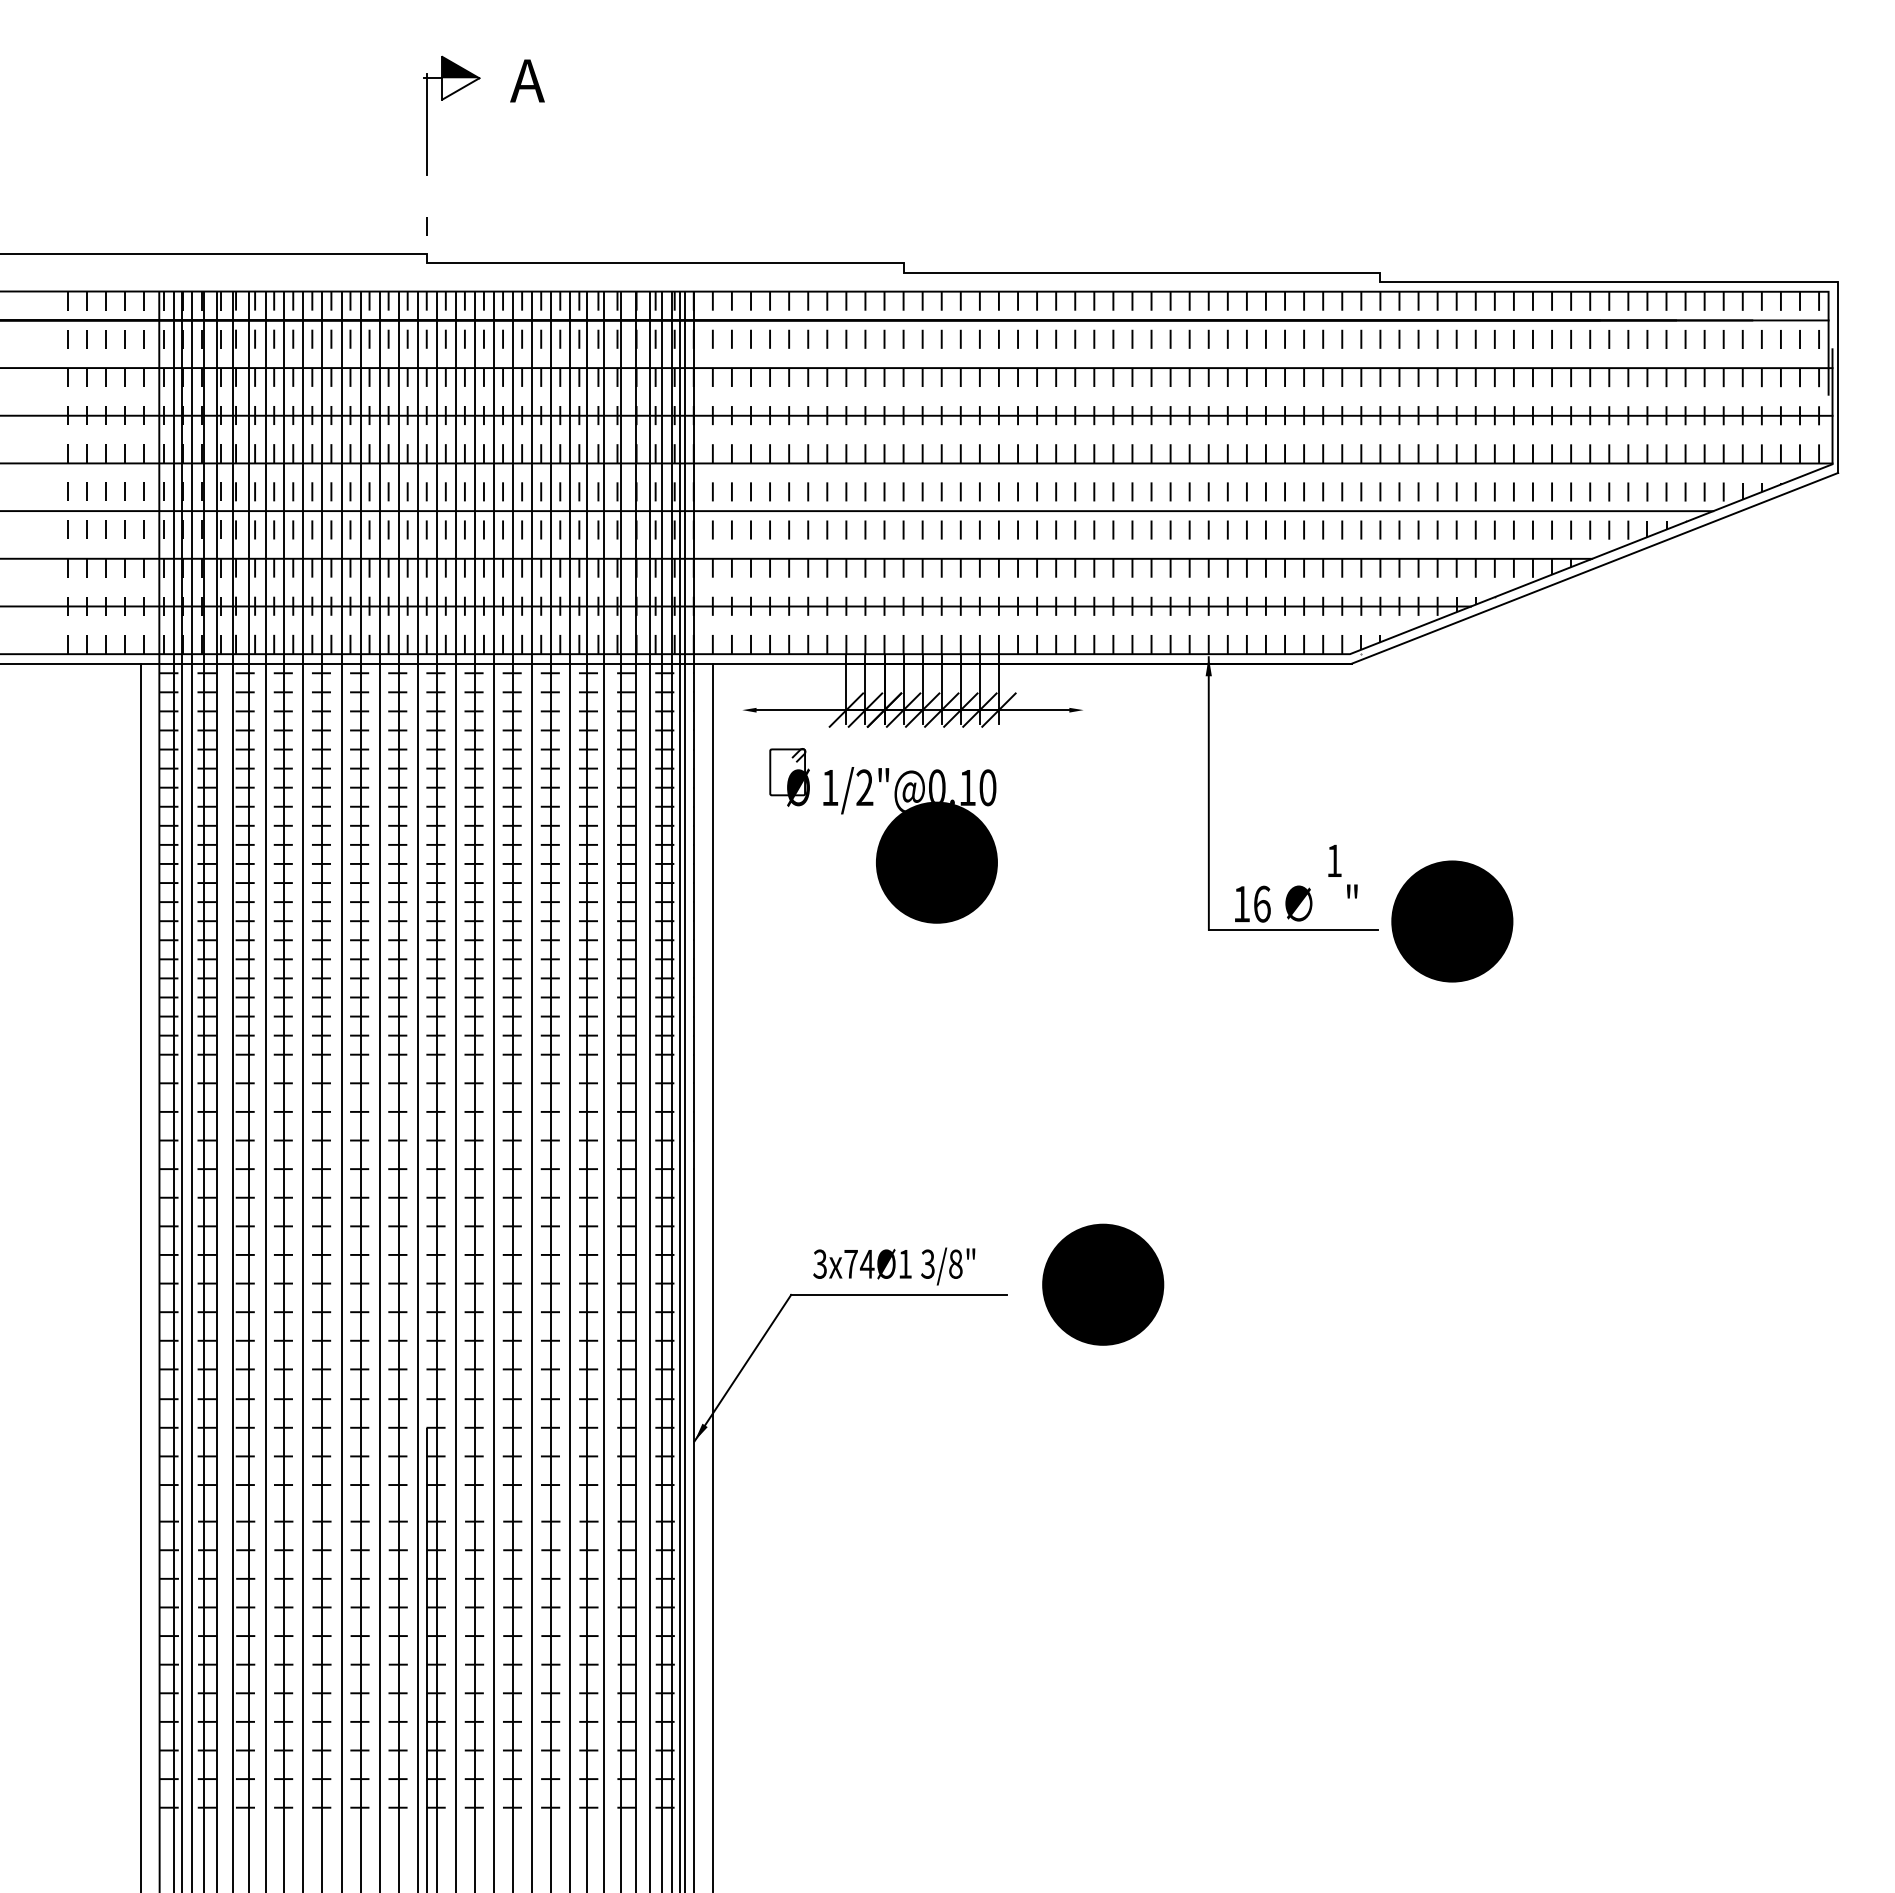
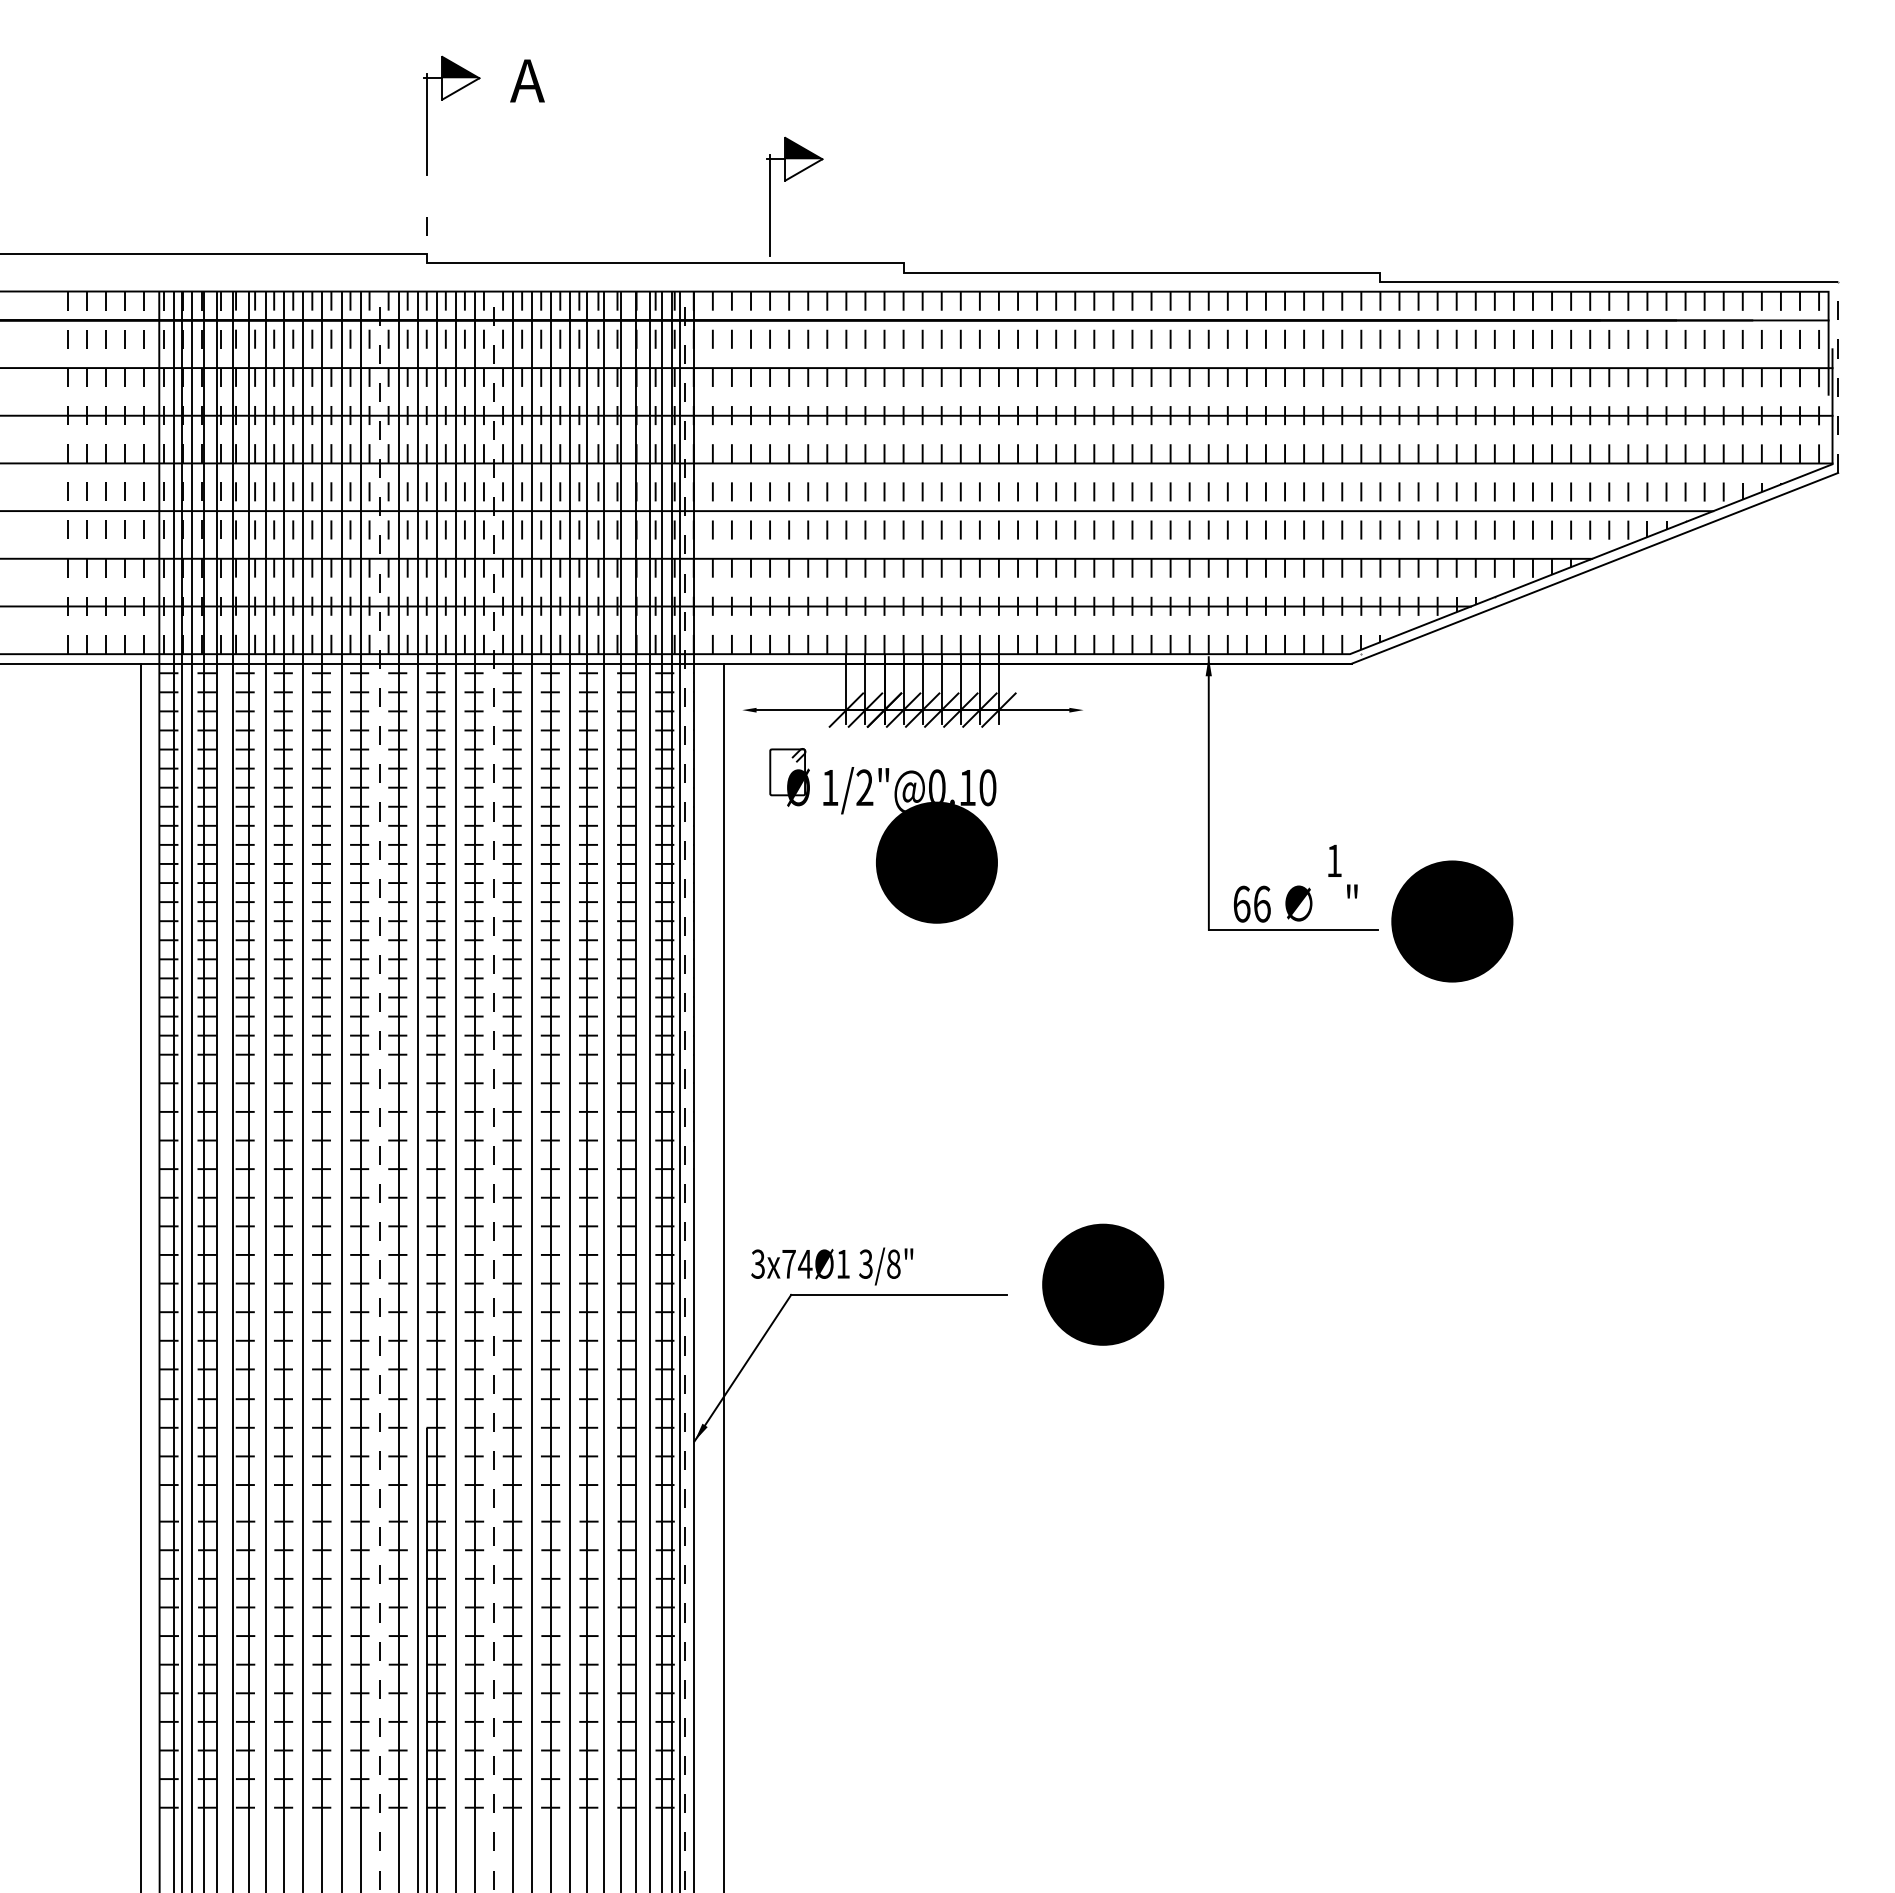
part: none -> present (786, 181)
line: solid -> dashed (1838, 377)
text: 16 -> 66 (1241, 903)
line: solid -> dashed (379, 1091)
line: solid -> dashed (494, 1091)
line: solid -> dashed (685, 1091)
text position: (894, 1266) -> (832, 1266) (832, 1266)
line position: (712, 1276) -> (723, 1276) (723, 1276)
